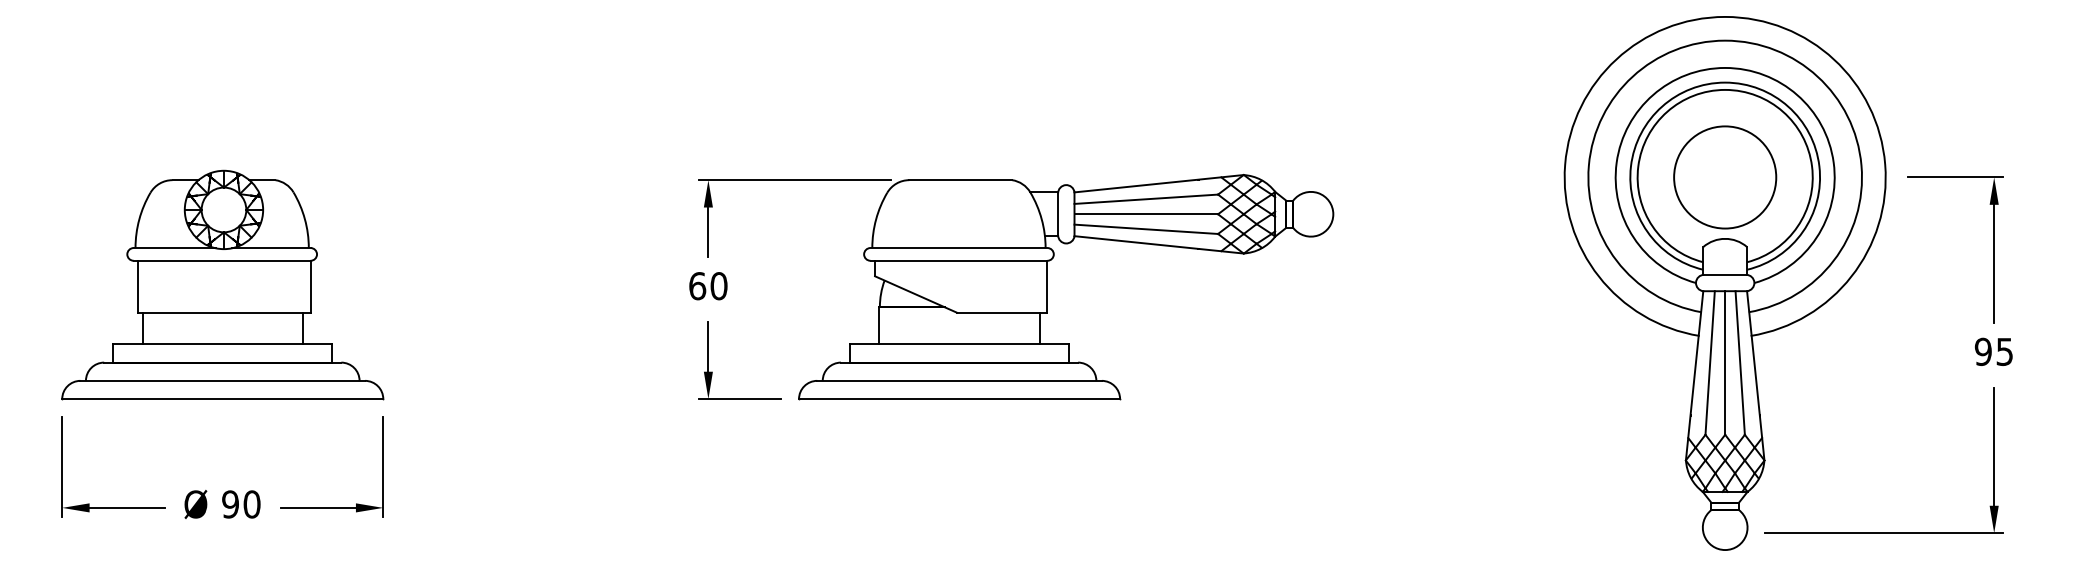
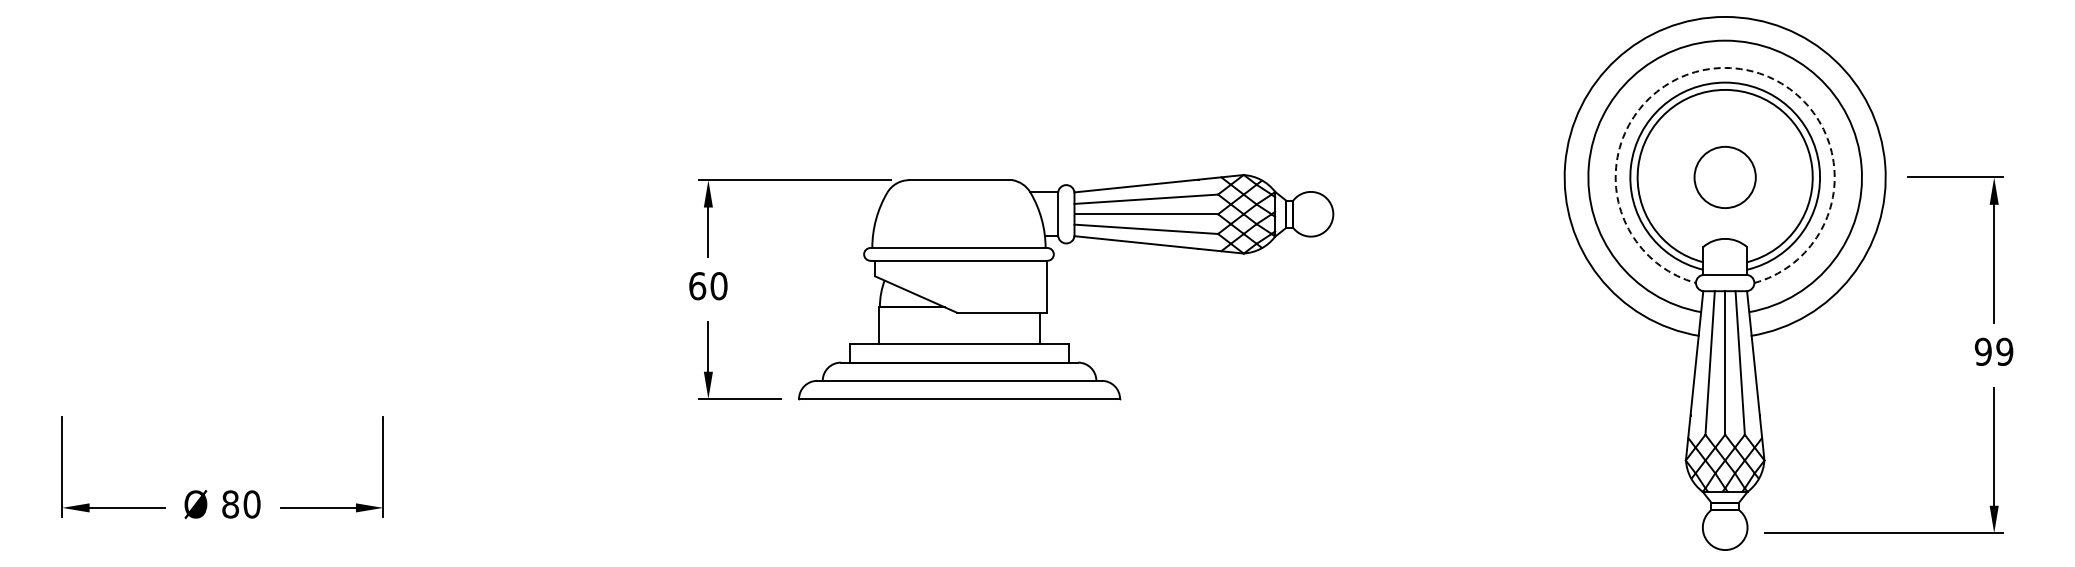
arc: solid -> dashed (1725, 67)
circle diameter: 102 px -> 61 px (1724, 177)
part: present -> none (222, 284)
text: 95 -> 99 (2004, 351)
text: 90 -> 80 (230, 504)
